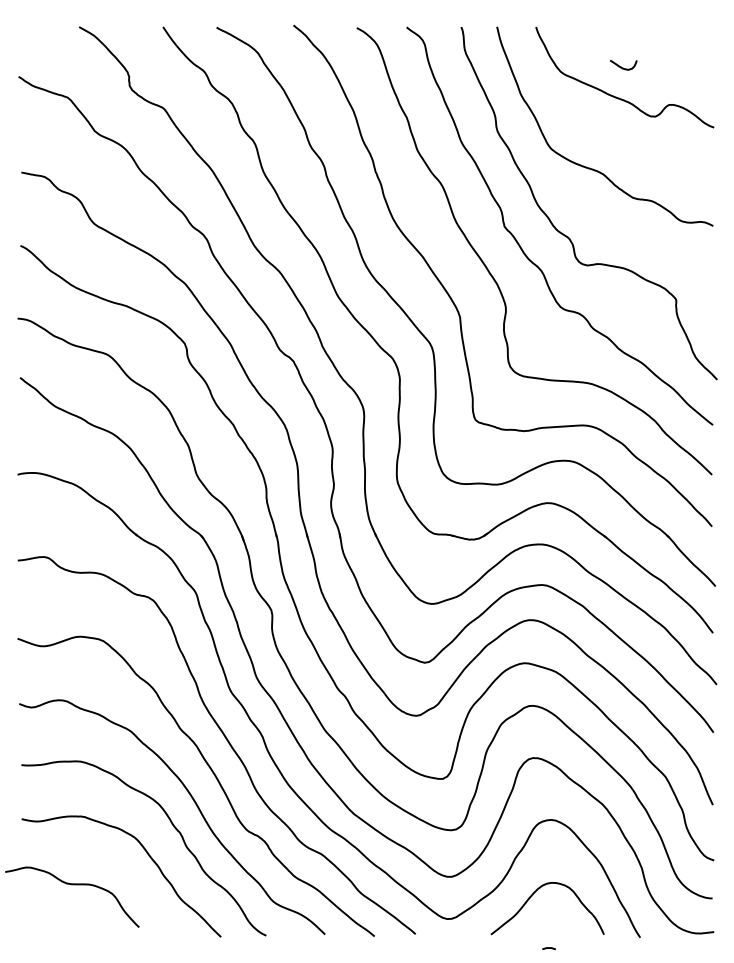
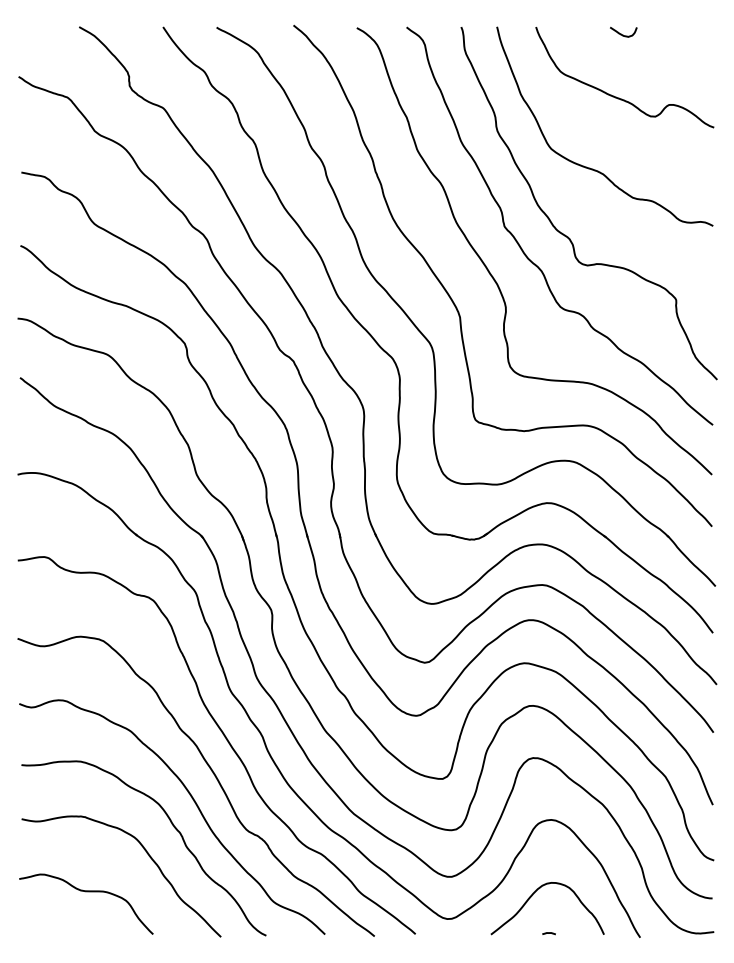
curve position: (621, 66) -> (621, 33) (621, 33)
curve position: (72, 885) -> (86, 892) (86, 892)
curve position: (548, 948) -> (548, 933) (548, 933)
